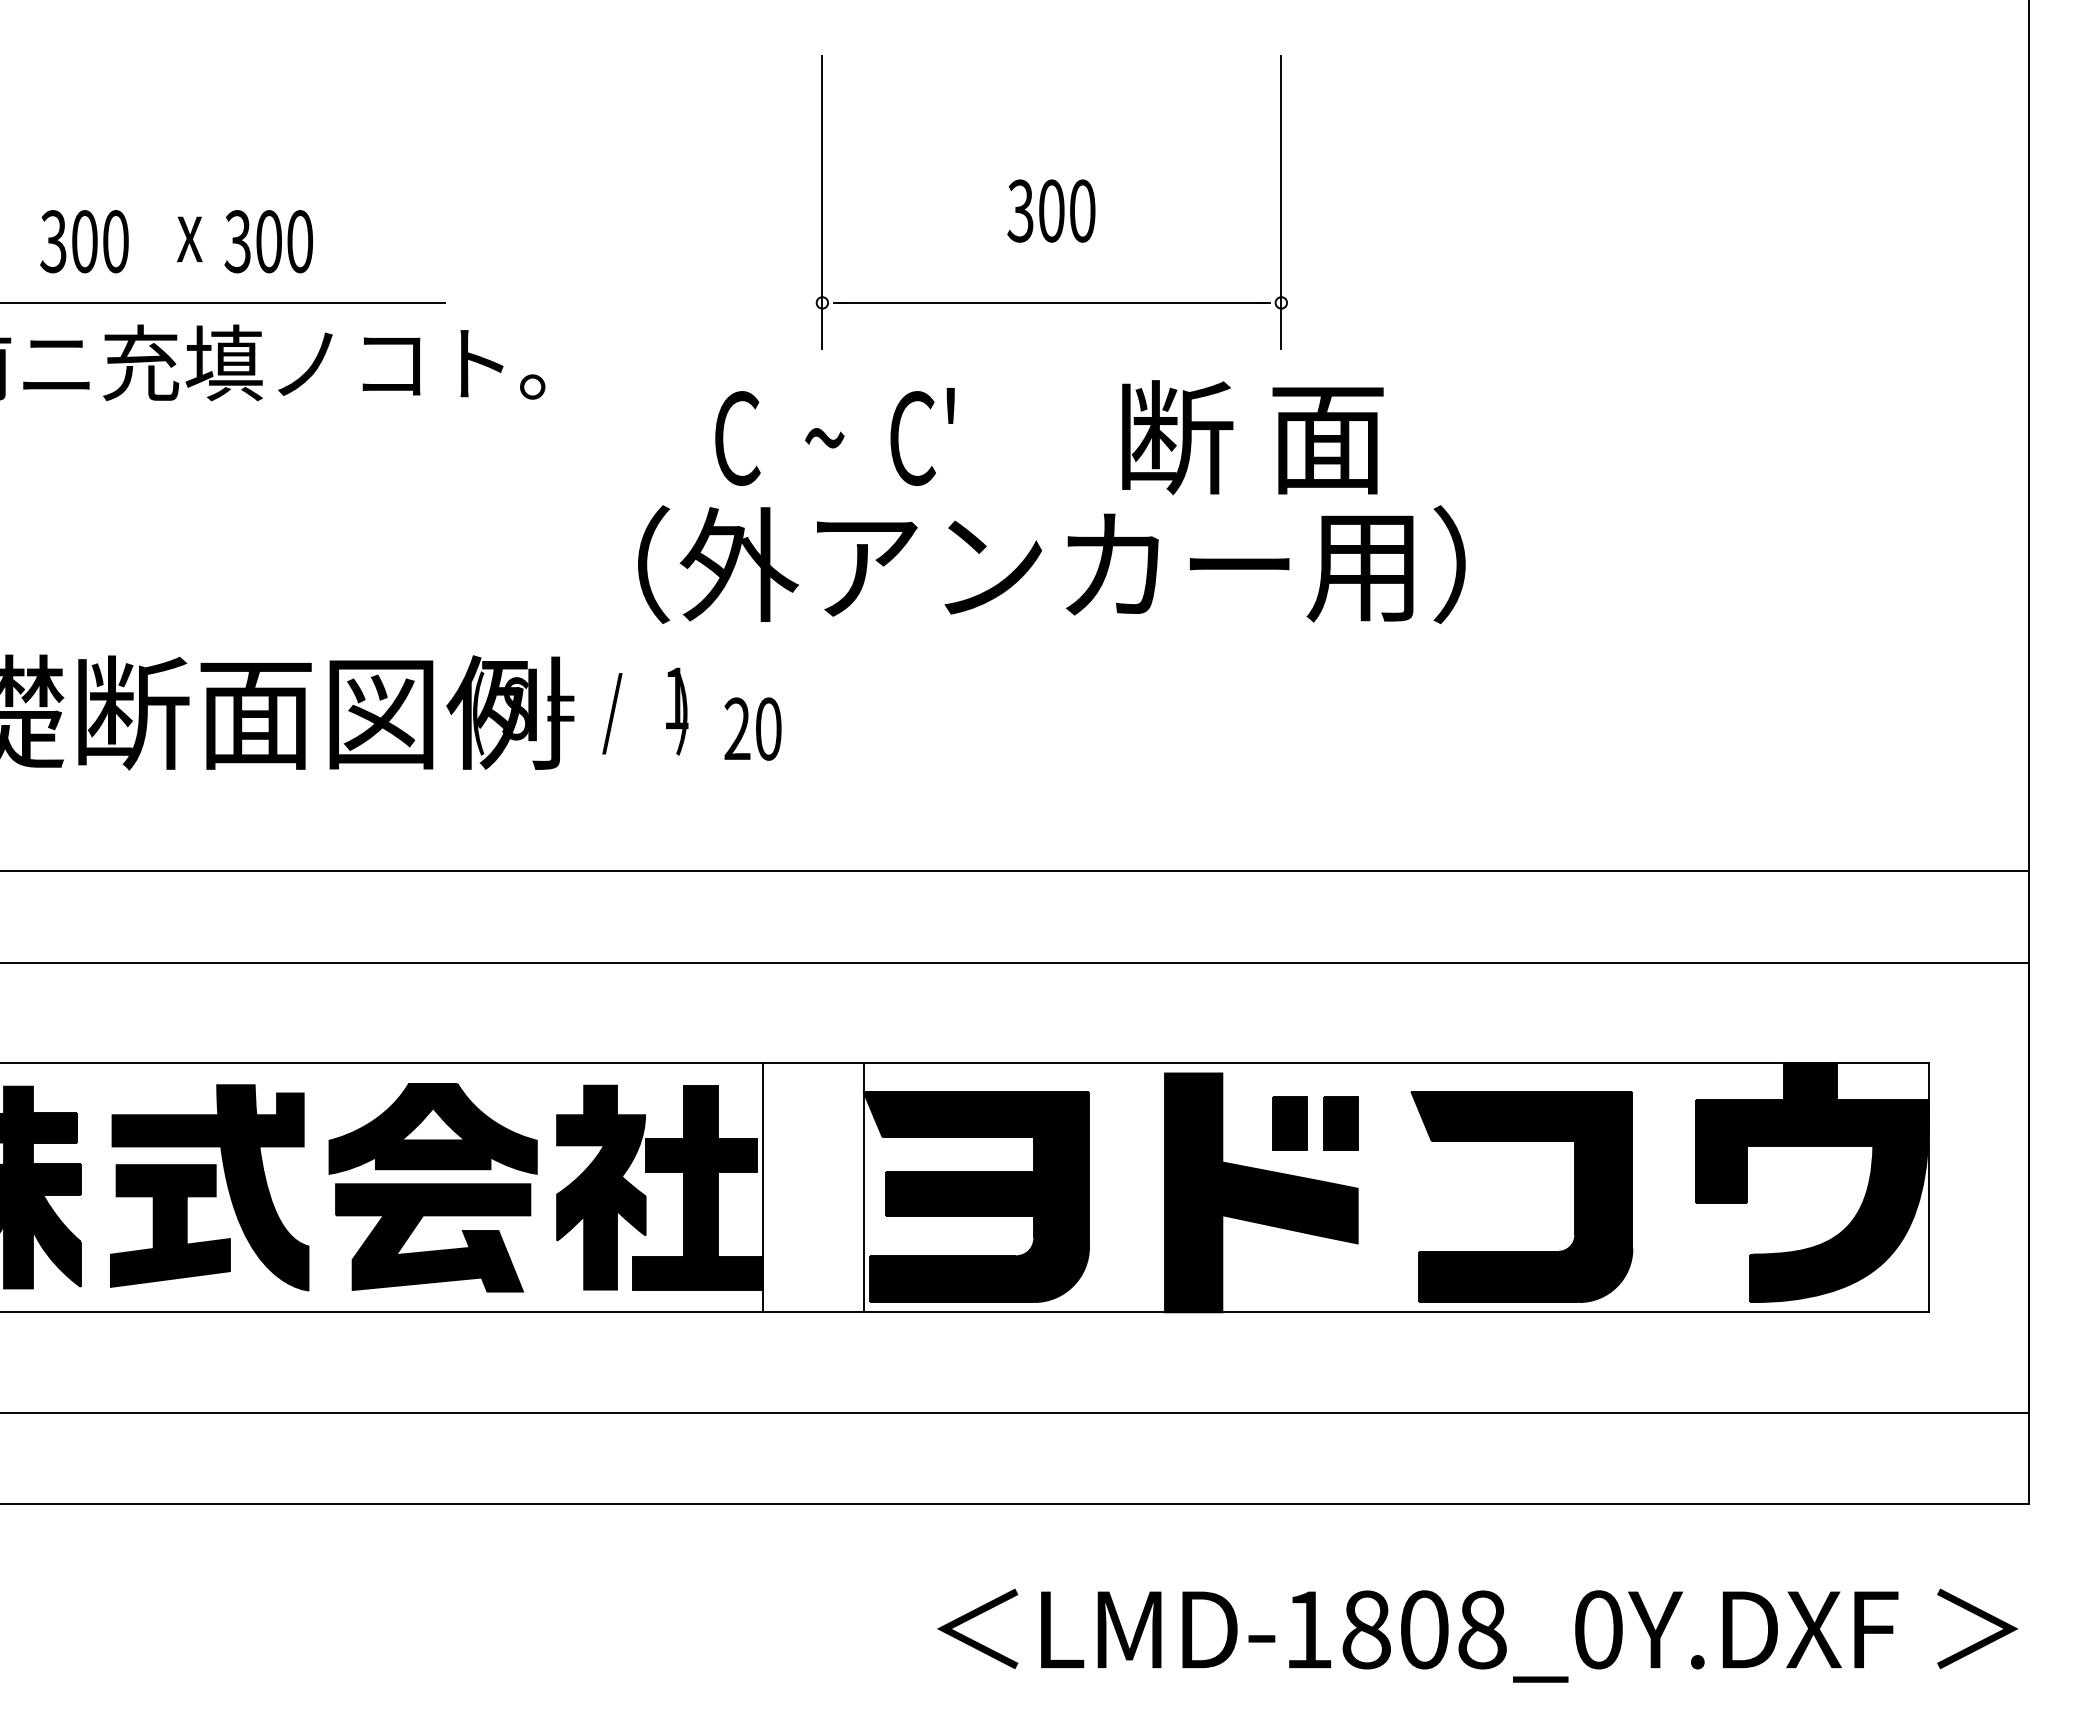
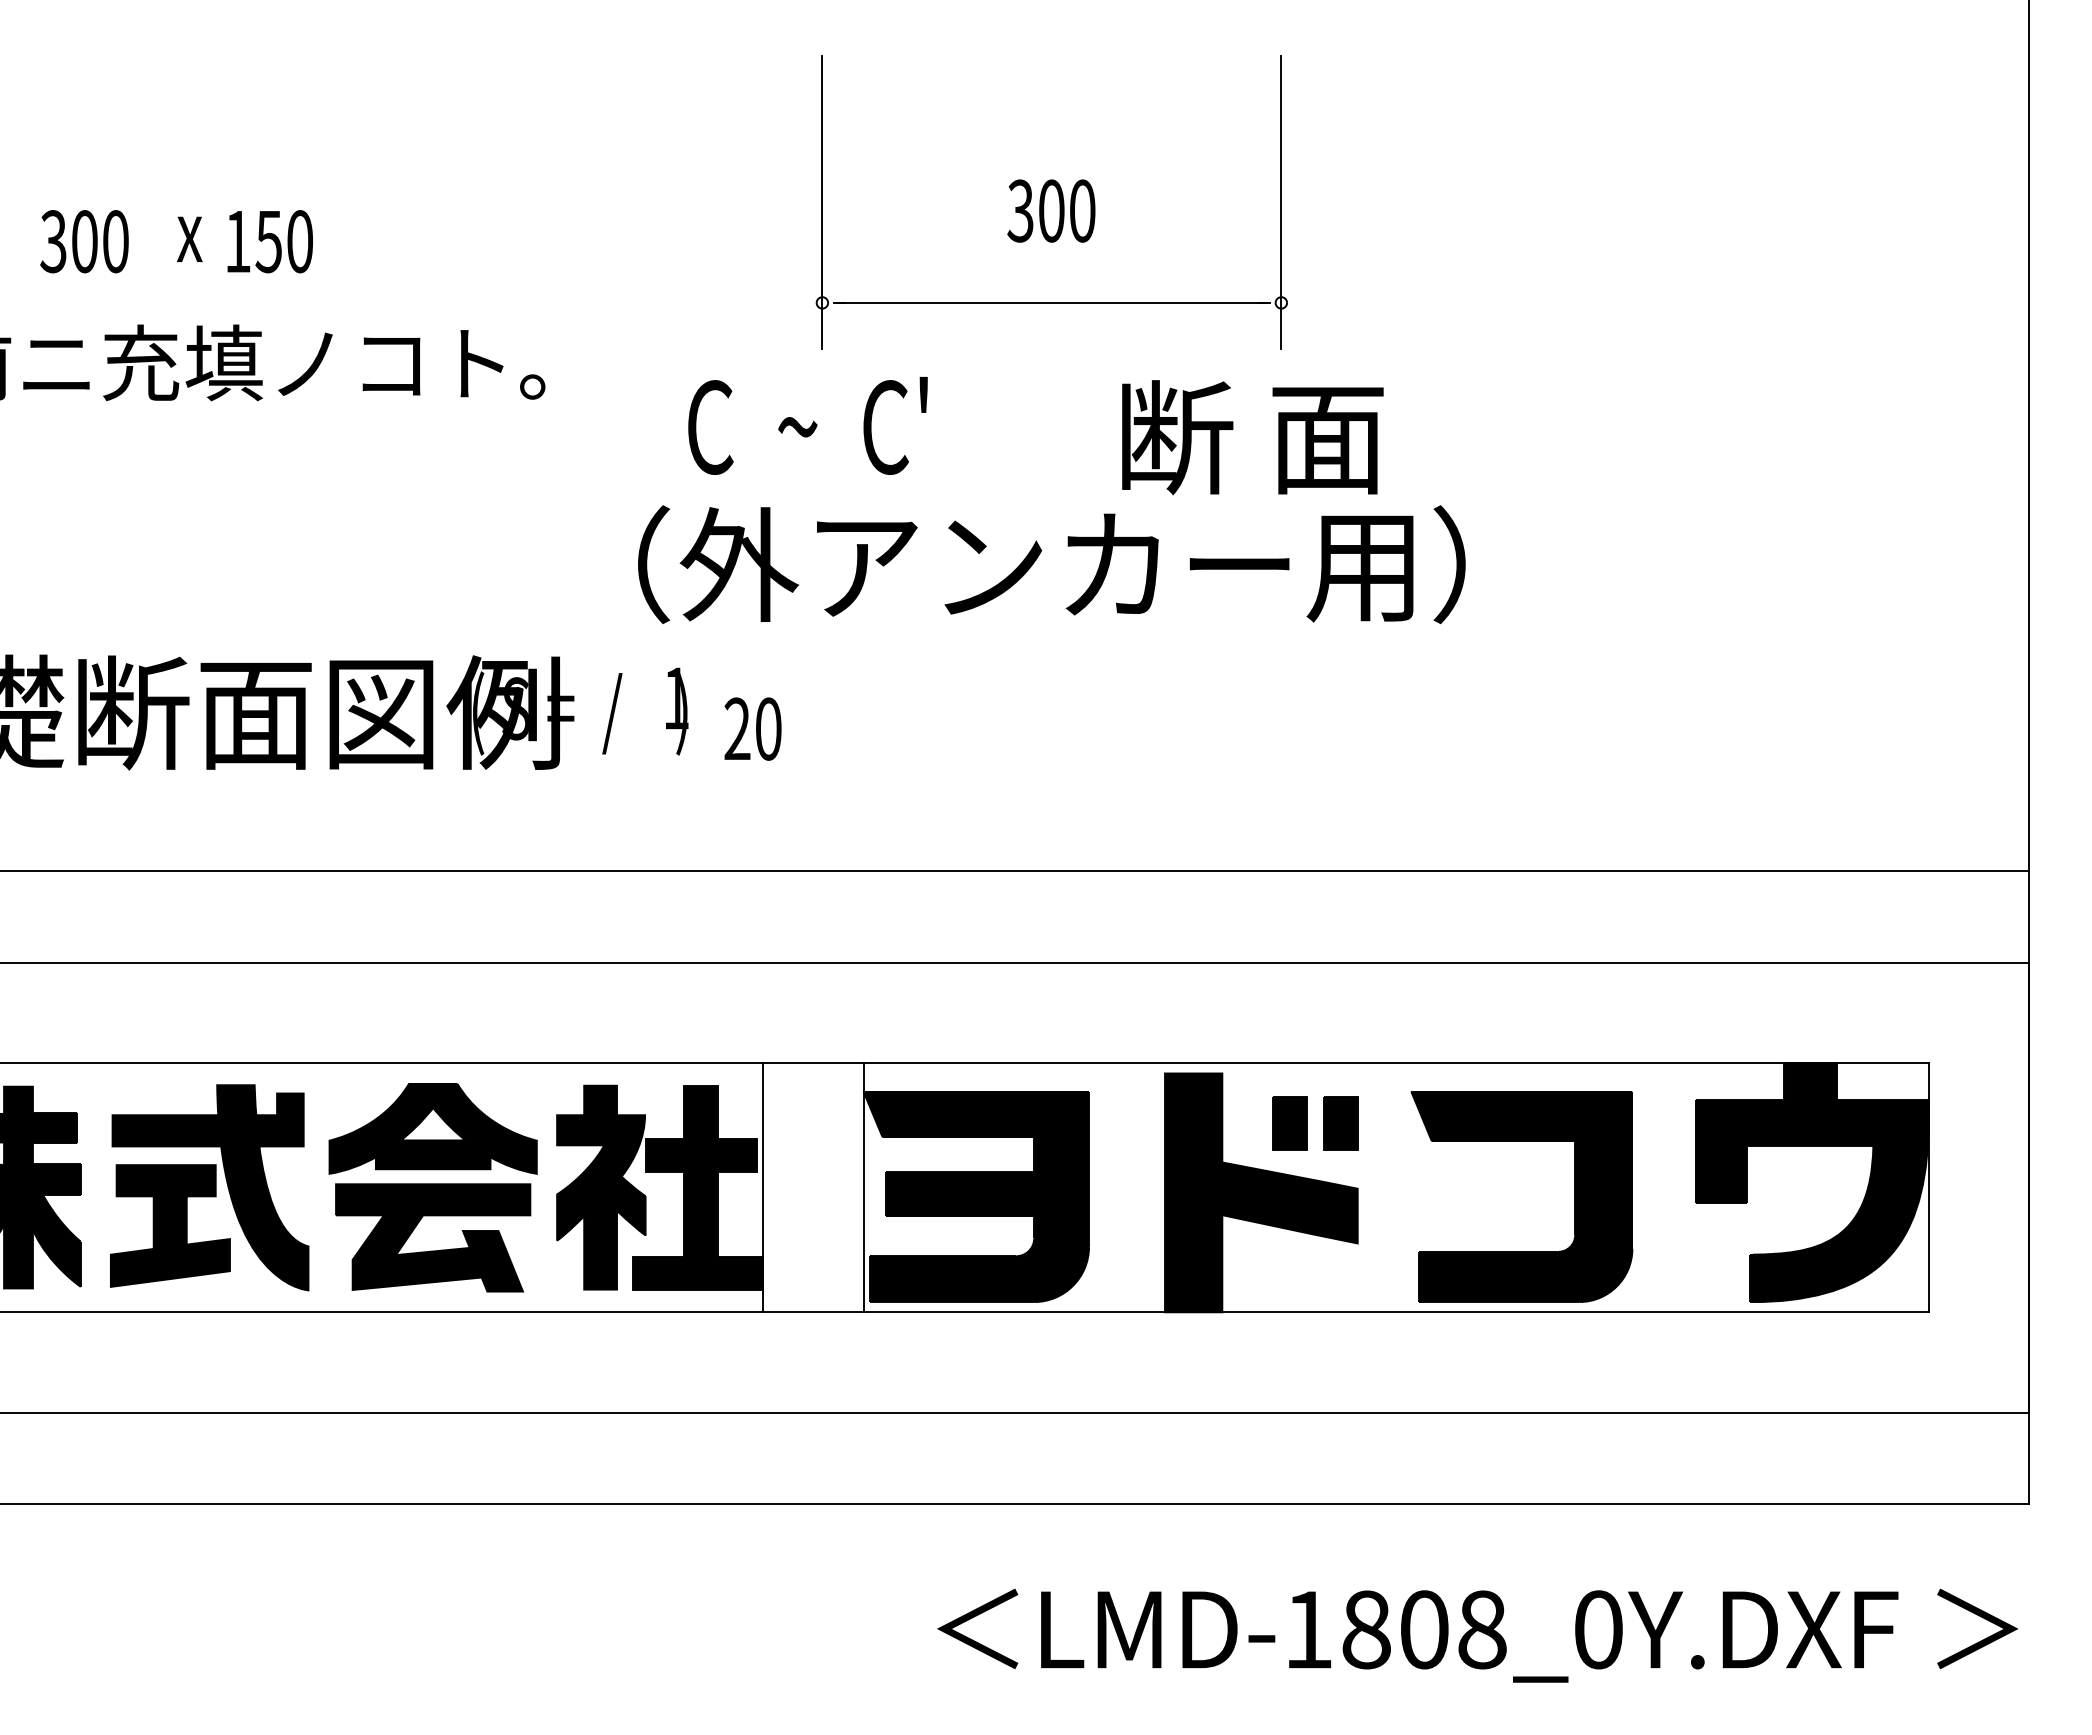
text: 300 -> 150 (252, 241)
line: present -> none (223, 302)
text position: (834, 436) -> (807, 425) (807, 425)
